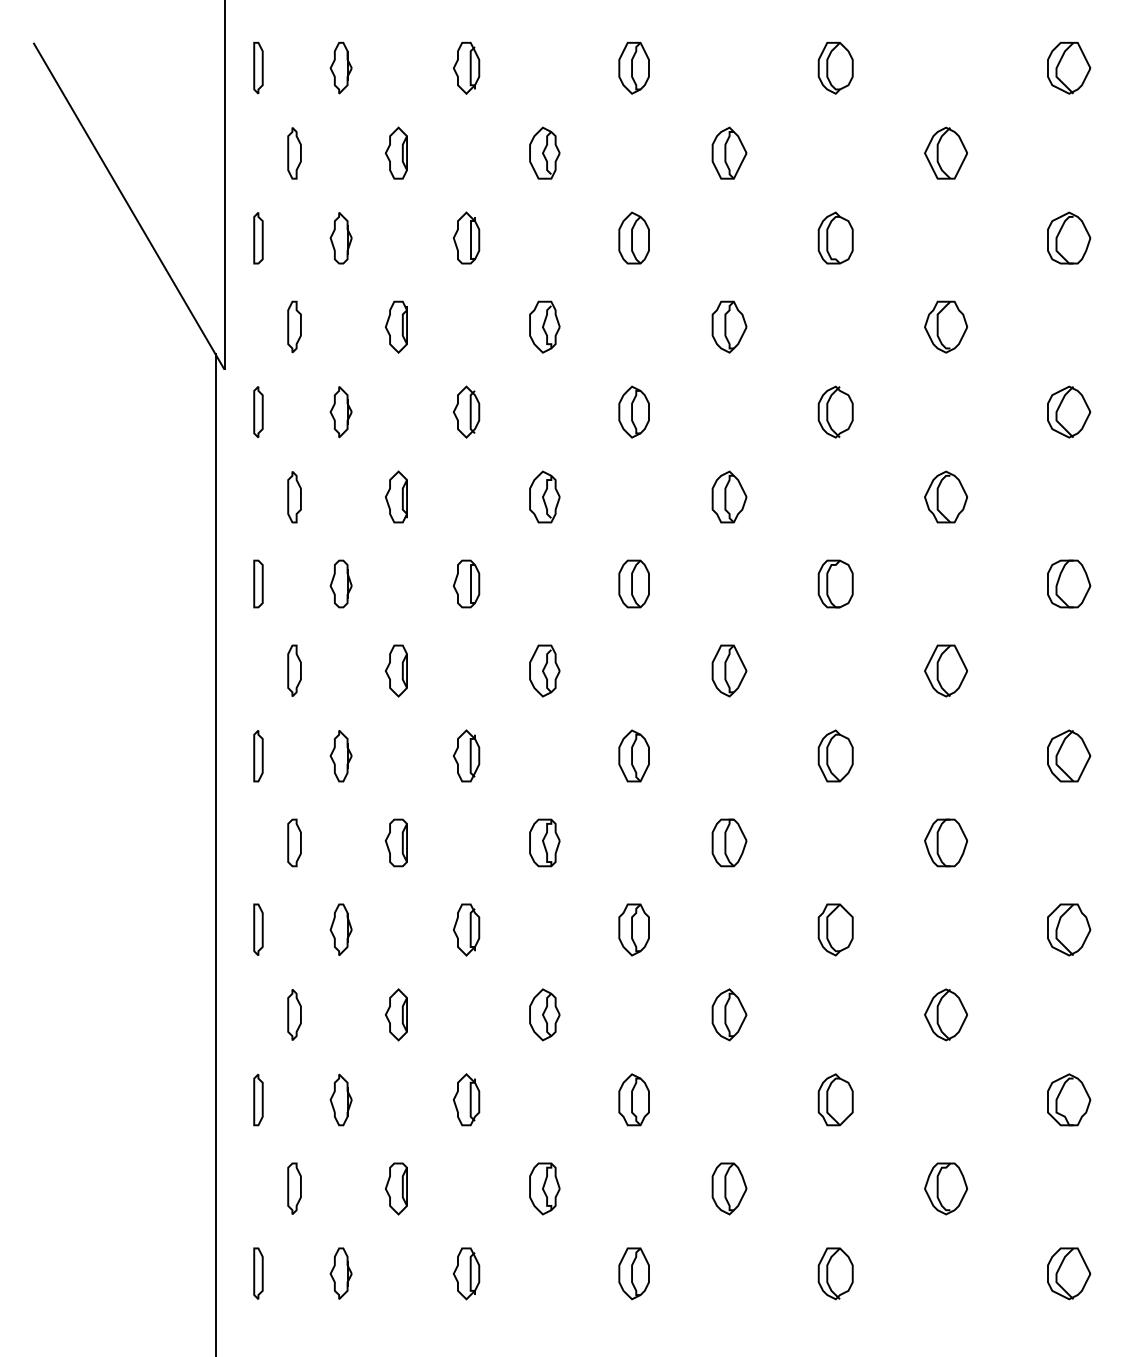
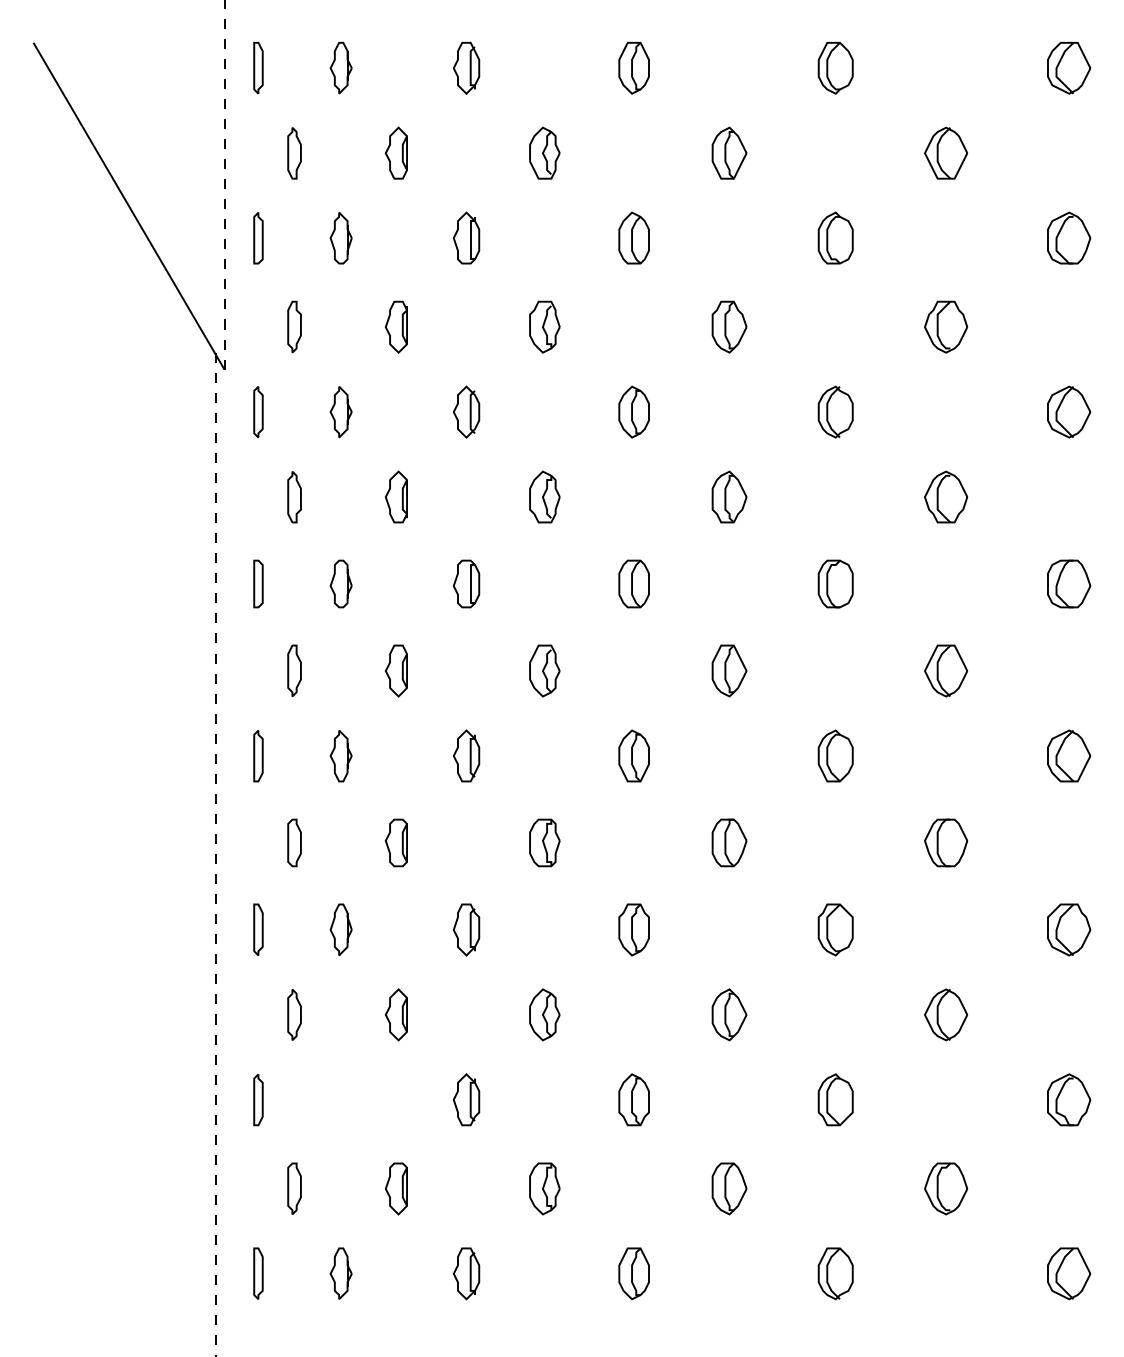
line: solid -> dashed (224, 184)
line: solid -> dashed (216, 855)
part: present -> none (340, 1099)
